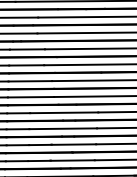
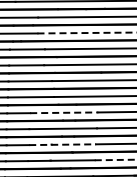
line: solid -> dashed (87, 33)
line: solid -> dashed (64, 112)
line: solid -> dashed (63, 144)
line: solid -> dashed (115, 159)
